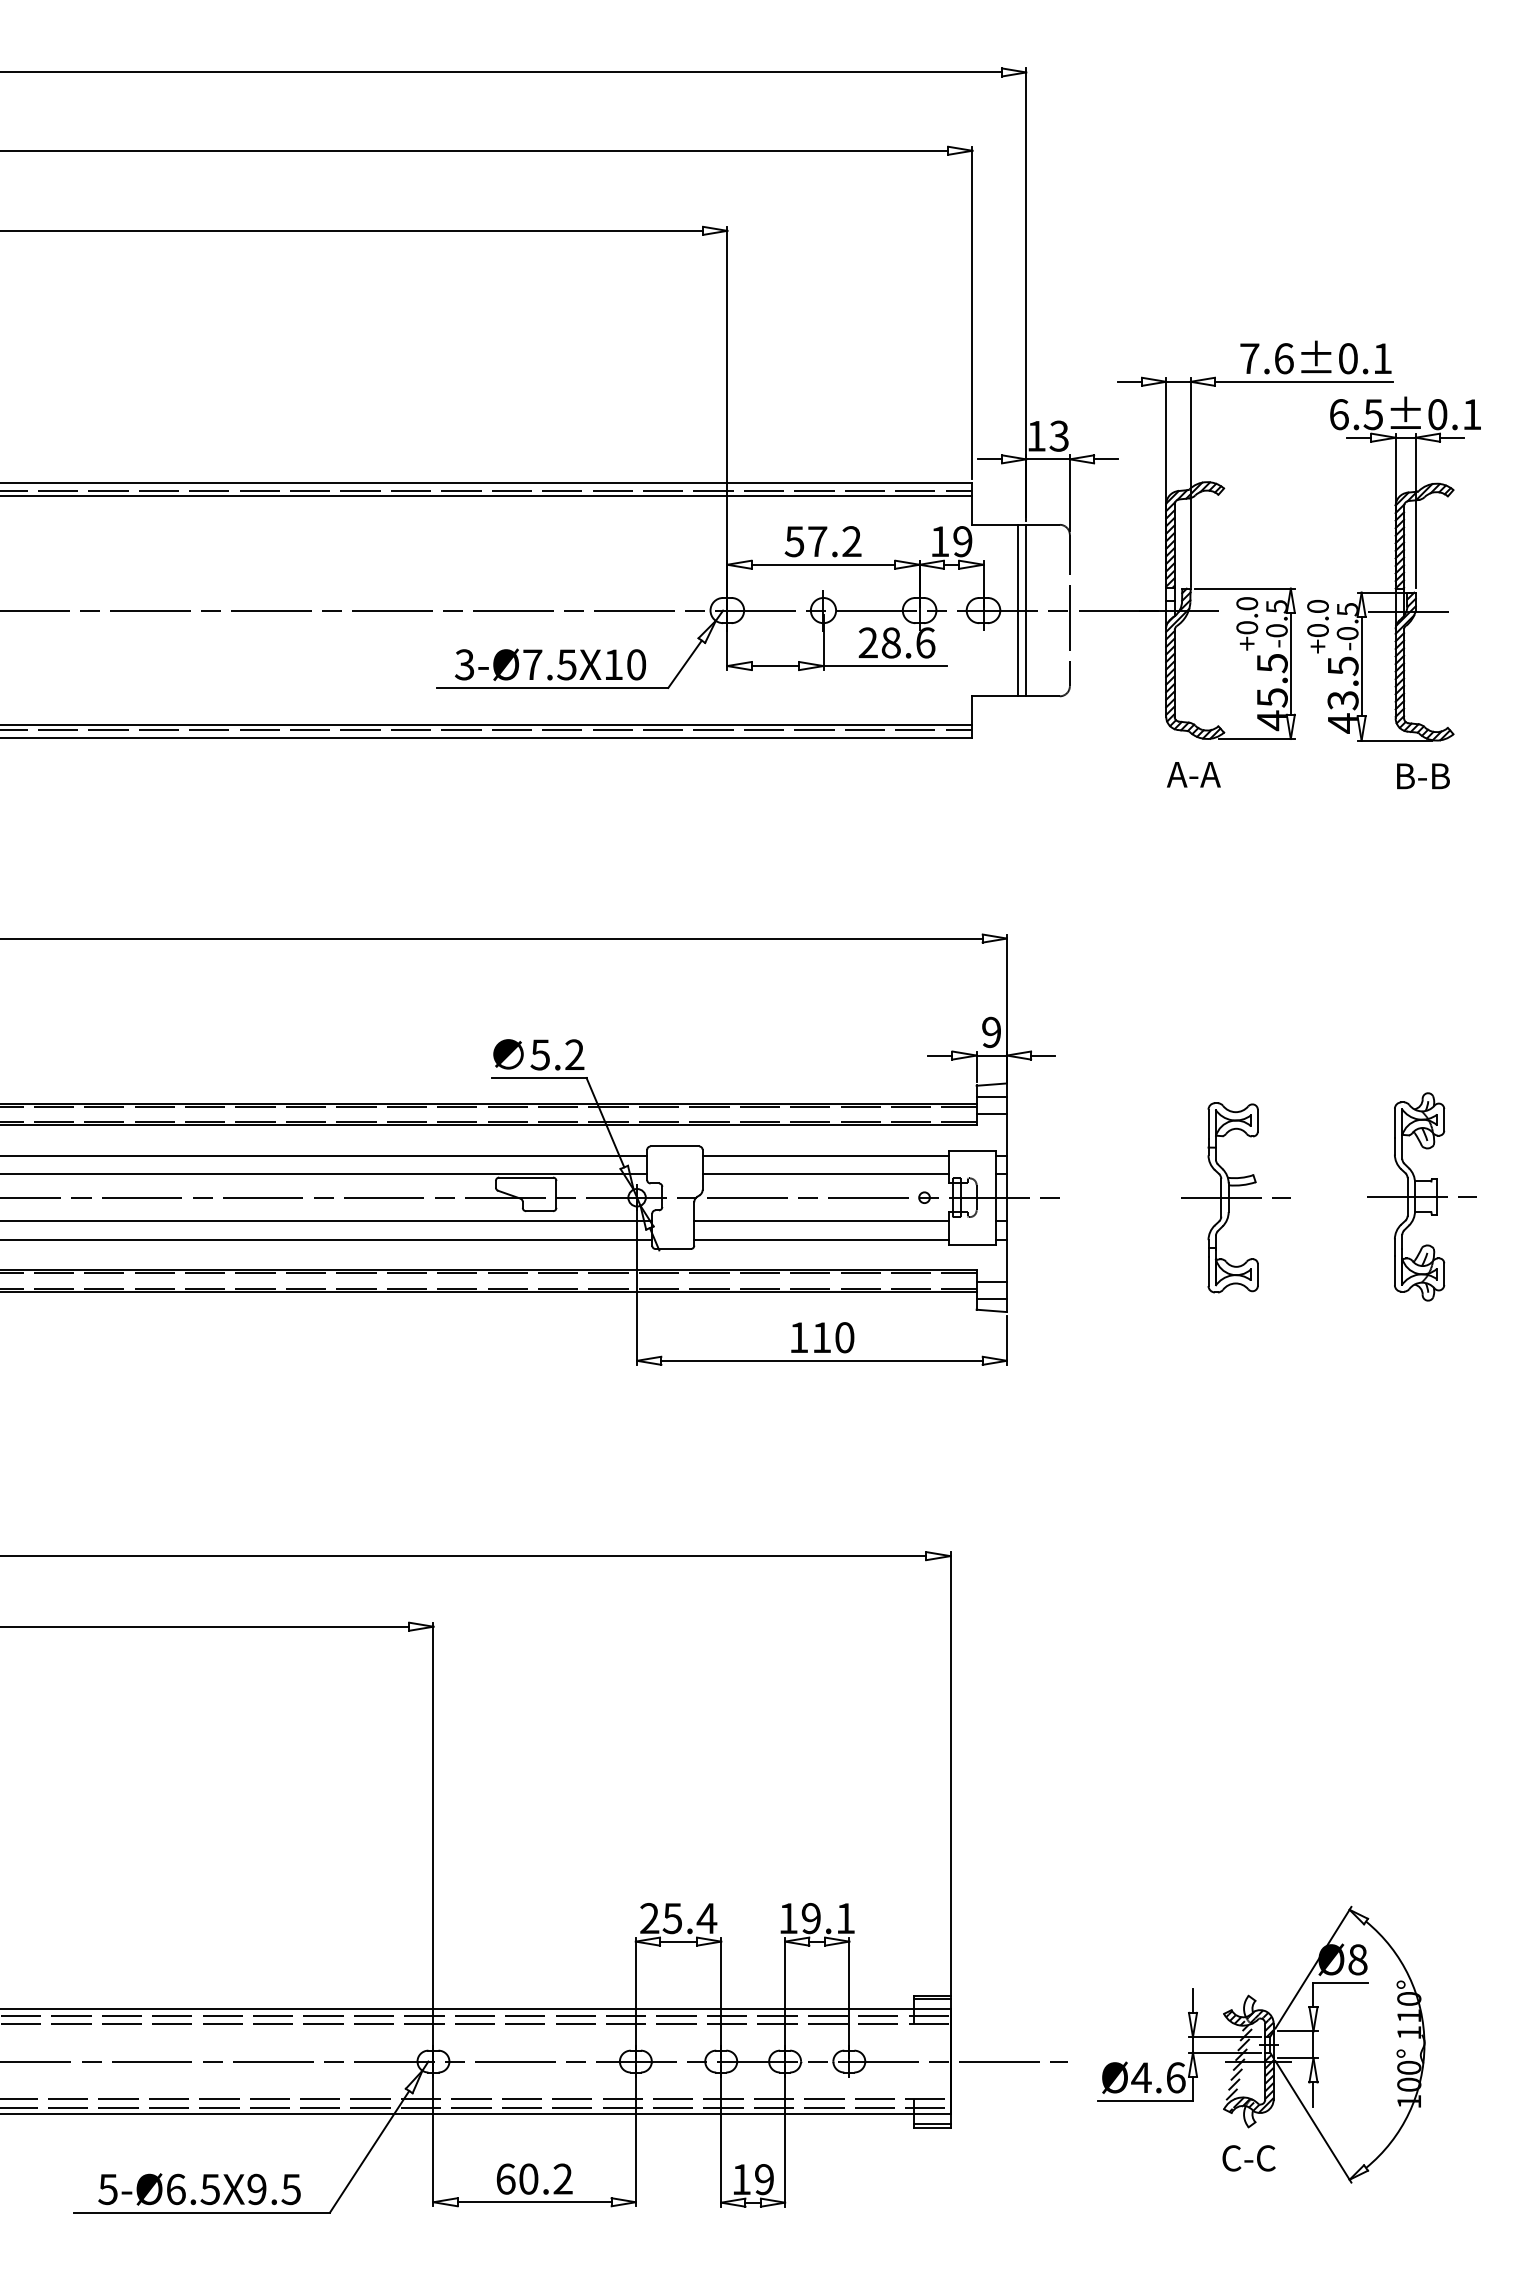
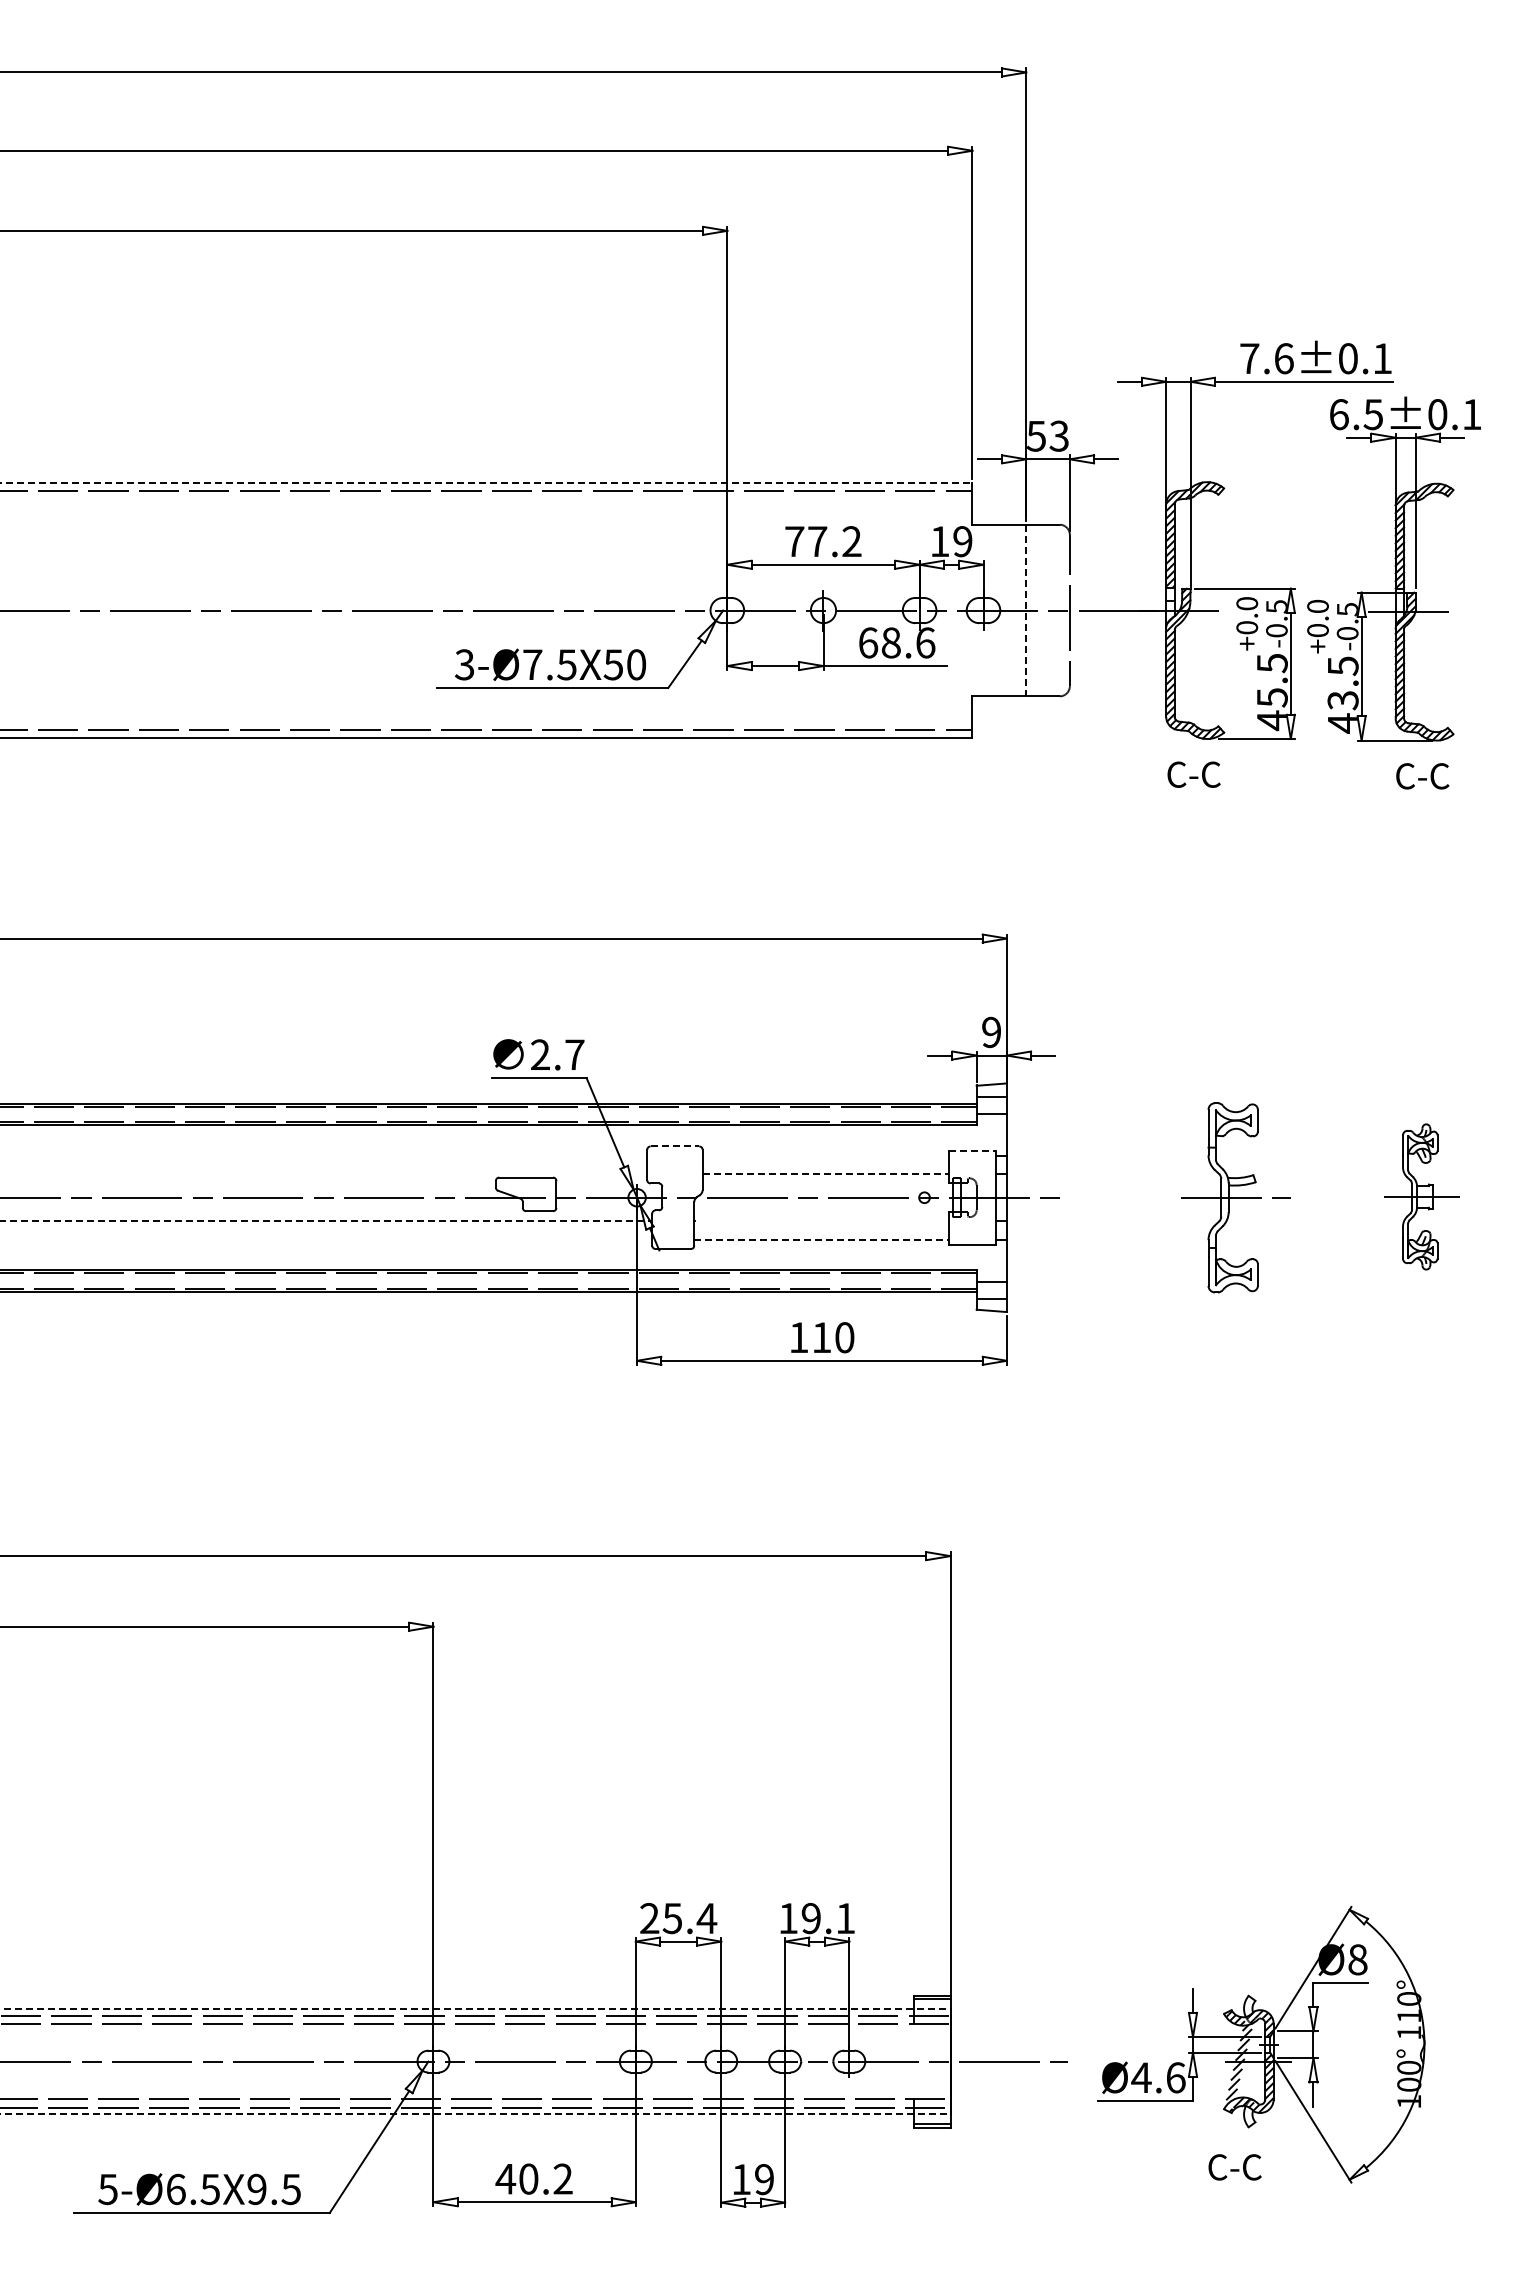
text: 13 -> 53 (1036, 436)
line: solid -> dashed (486, 482)
line: present -> none (487, 496)
text: 57.2 -> 77.2 (794, 541)
line: present -> none (1017, 610)
line: solid -> dashed (1026, 610)
text: 28.6 -> 68.6 (868, 642)
text: 3-Ø7.5X10 -> 3-Ø7.5X50 (612, 664)
line: present -> none (487, 724)
text: A-A -> C-C (1193, 774)
text: B-B -> C-C (1422, 776)
text: 5.2 -> 2.7 (557, 1054)
line: solid -> dashed (675, 1146)
line: solid -> dashed (972, 1150)
line: present -> none (324, 1155)
line: present -> none (825, 1155)
line: present -> none (324, 1174)
line: solid -> dashed (826, 1174)
part size: 110x210 px -> 76x148 px (1421, 1196)
line: solid -> dashed (326, 1221)
line: present -> none (821, 1221)
line: present -> none (327, 1239)
line: solid -> dashed (822, 1239)
line: solid -> dashed (475, 2008)
line: solid -> dashed (475, 2114)
text position: (1248, 2158) -> (1234, 2167) (1234, 2167)
text: 60.2 -> 40.2 (505, 2178)
